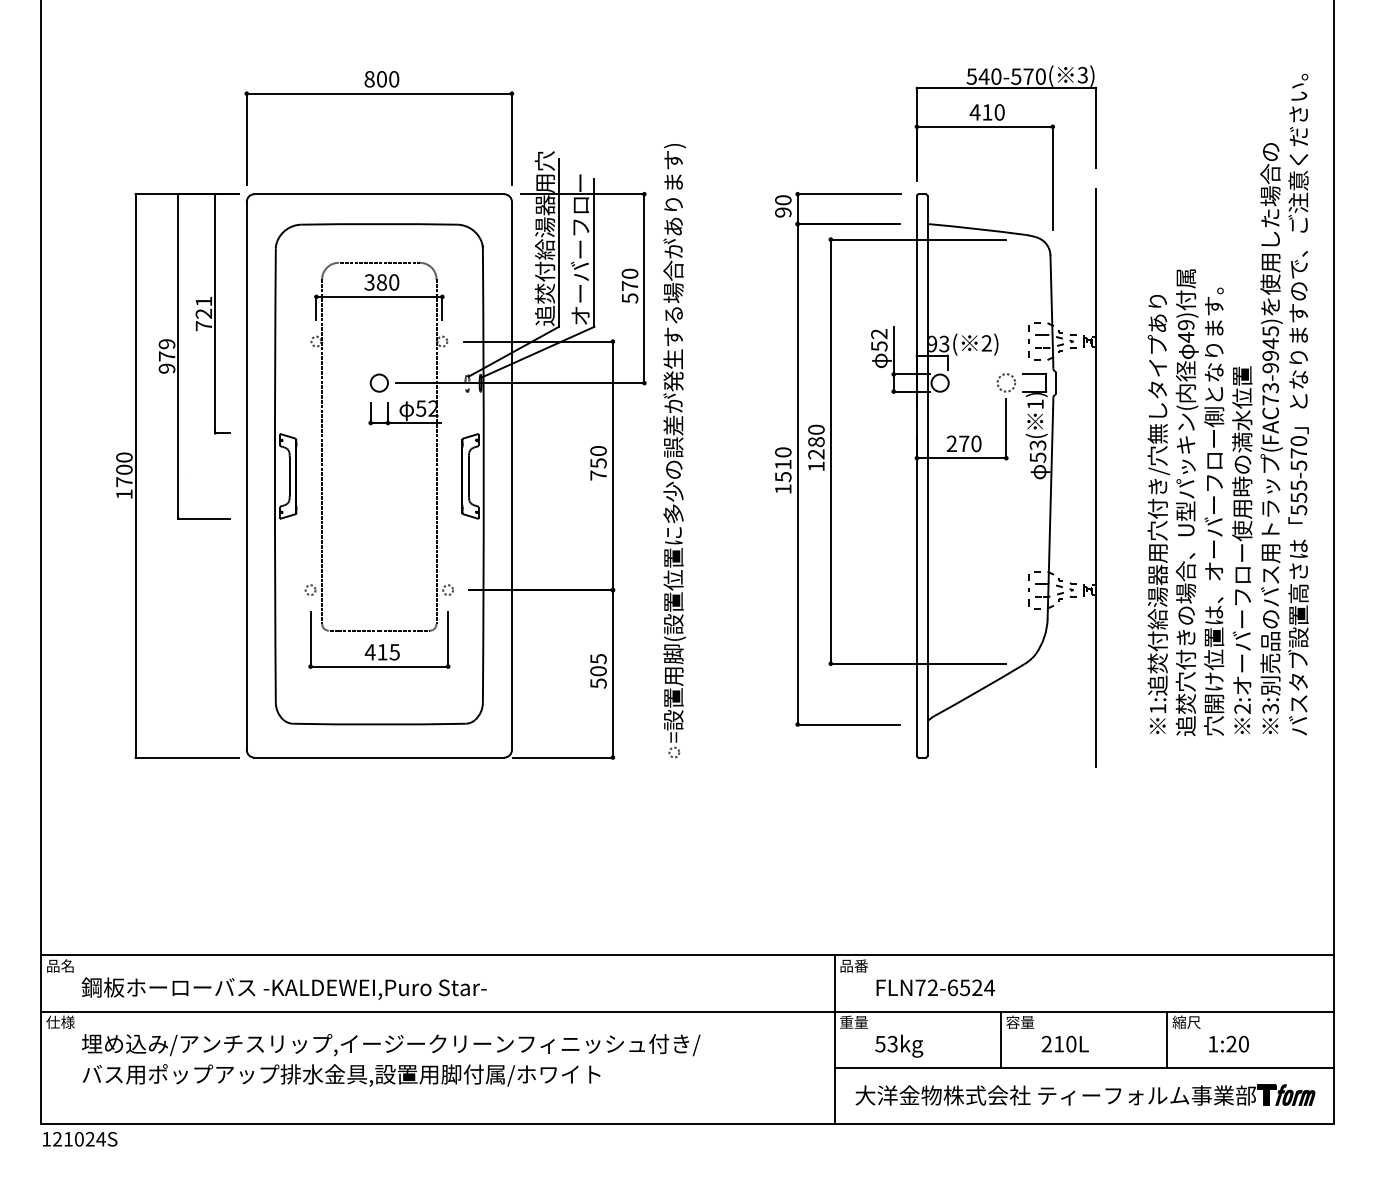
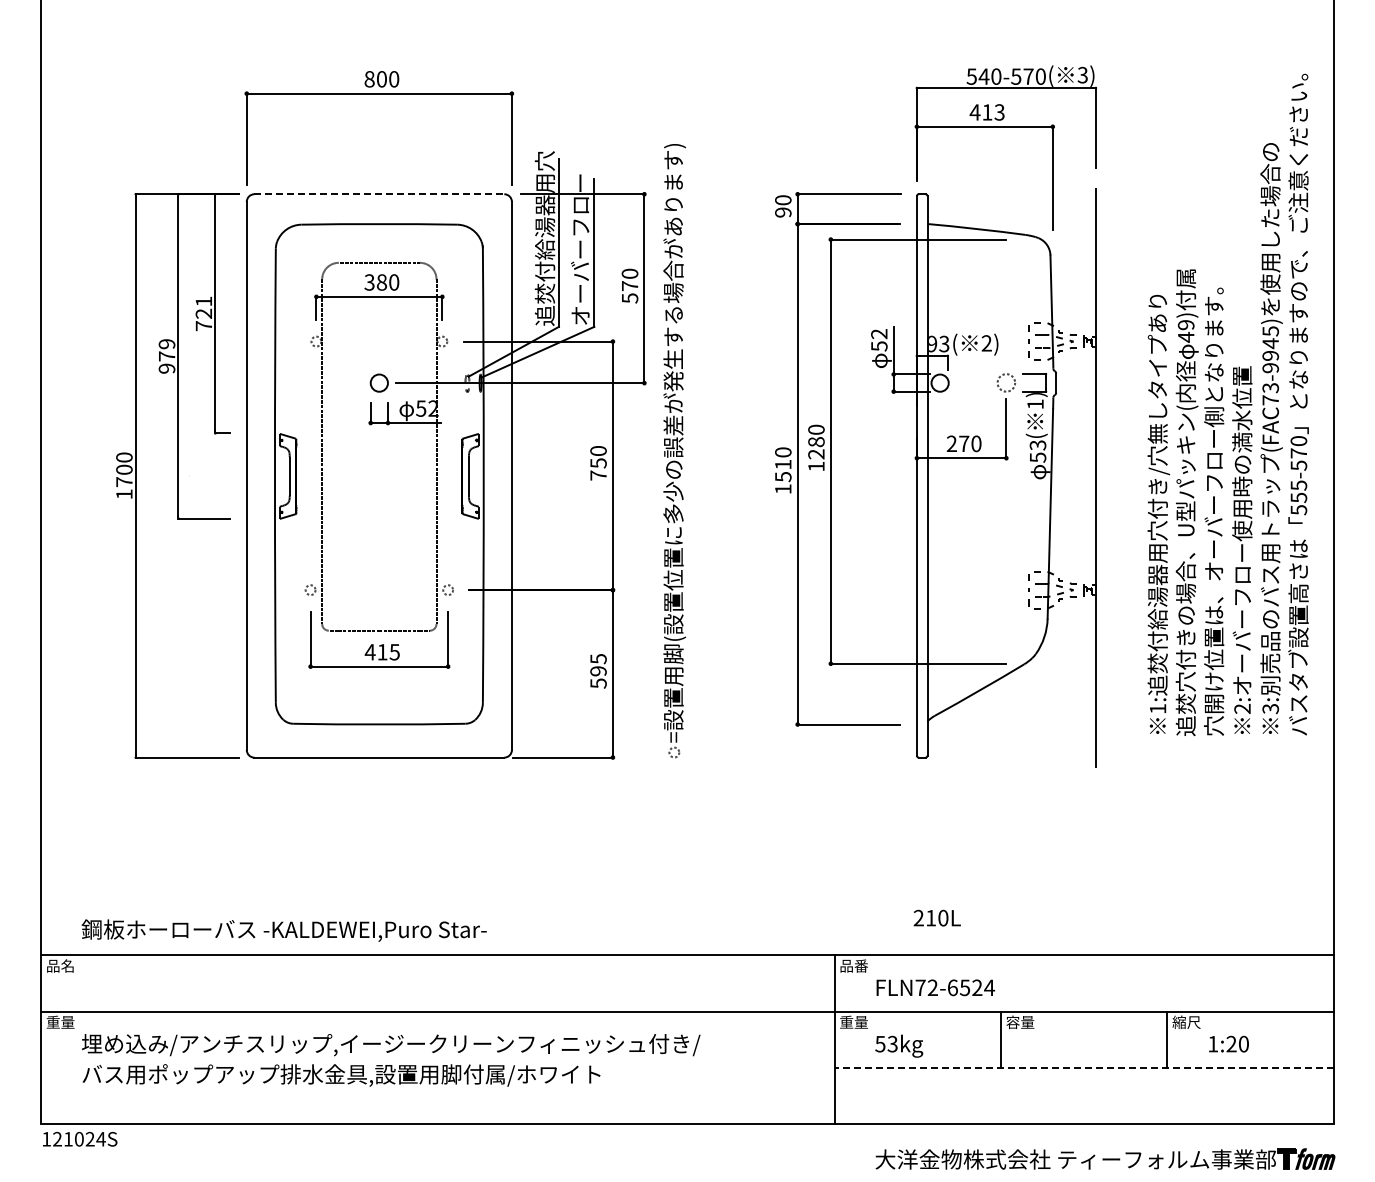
text: 410 -> 413 (999, 112)
line: solid -> dashed (379, 194)
text: 505 -> 595 (598, 671)
text position: (283, 988) -> (283, 930) (283, 930)
text: 仕様 -> 重量 (60, 1022)
text position: (1064, 1043) -> (936, 917) (936, 917)
line: solid -> dashed (1084, 1067)
part position: (1085, 1094) -> (1105, 1158) (1105, 1158)
